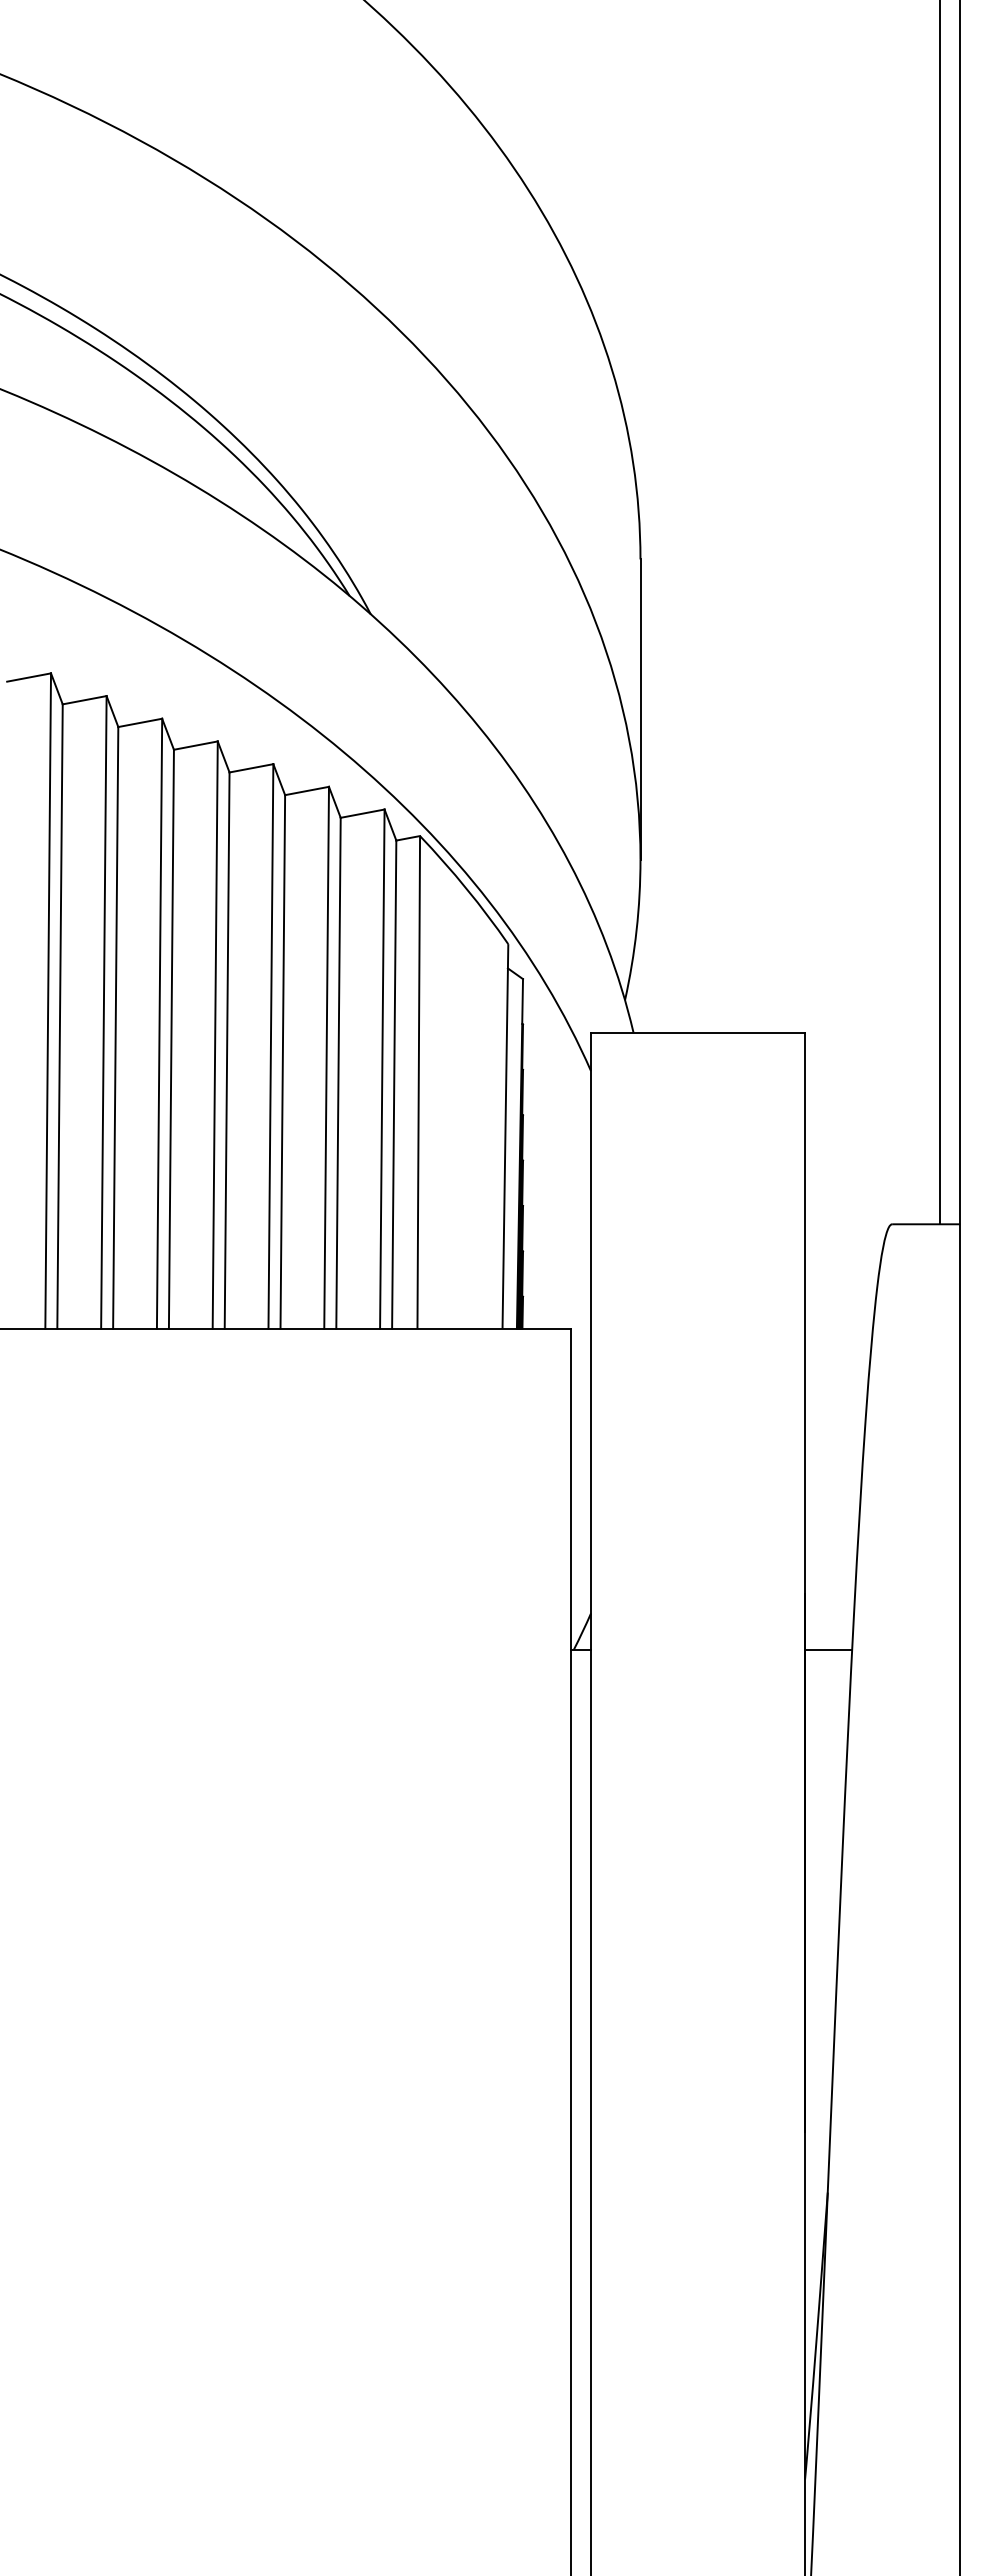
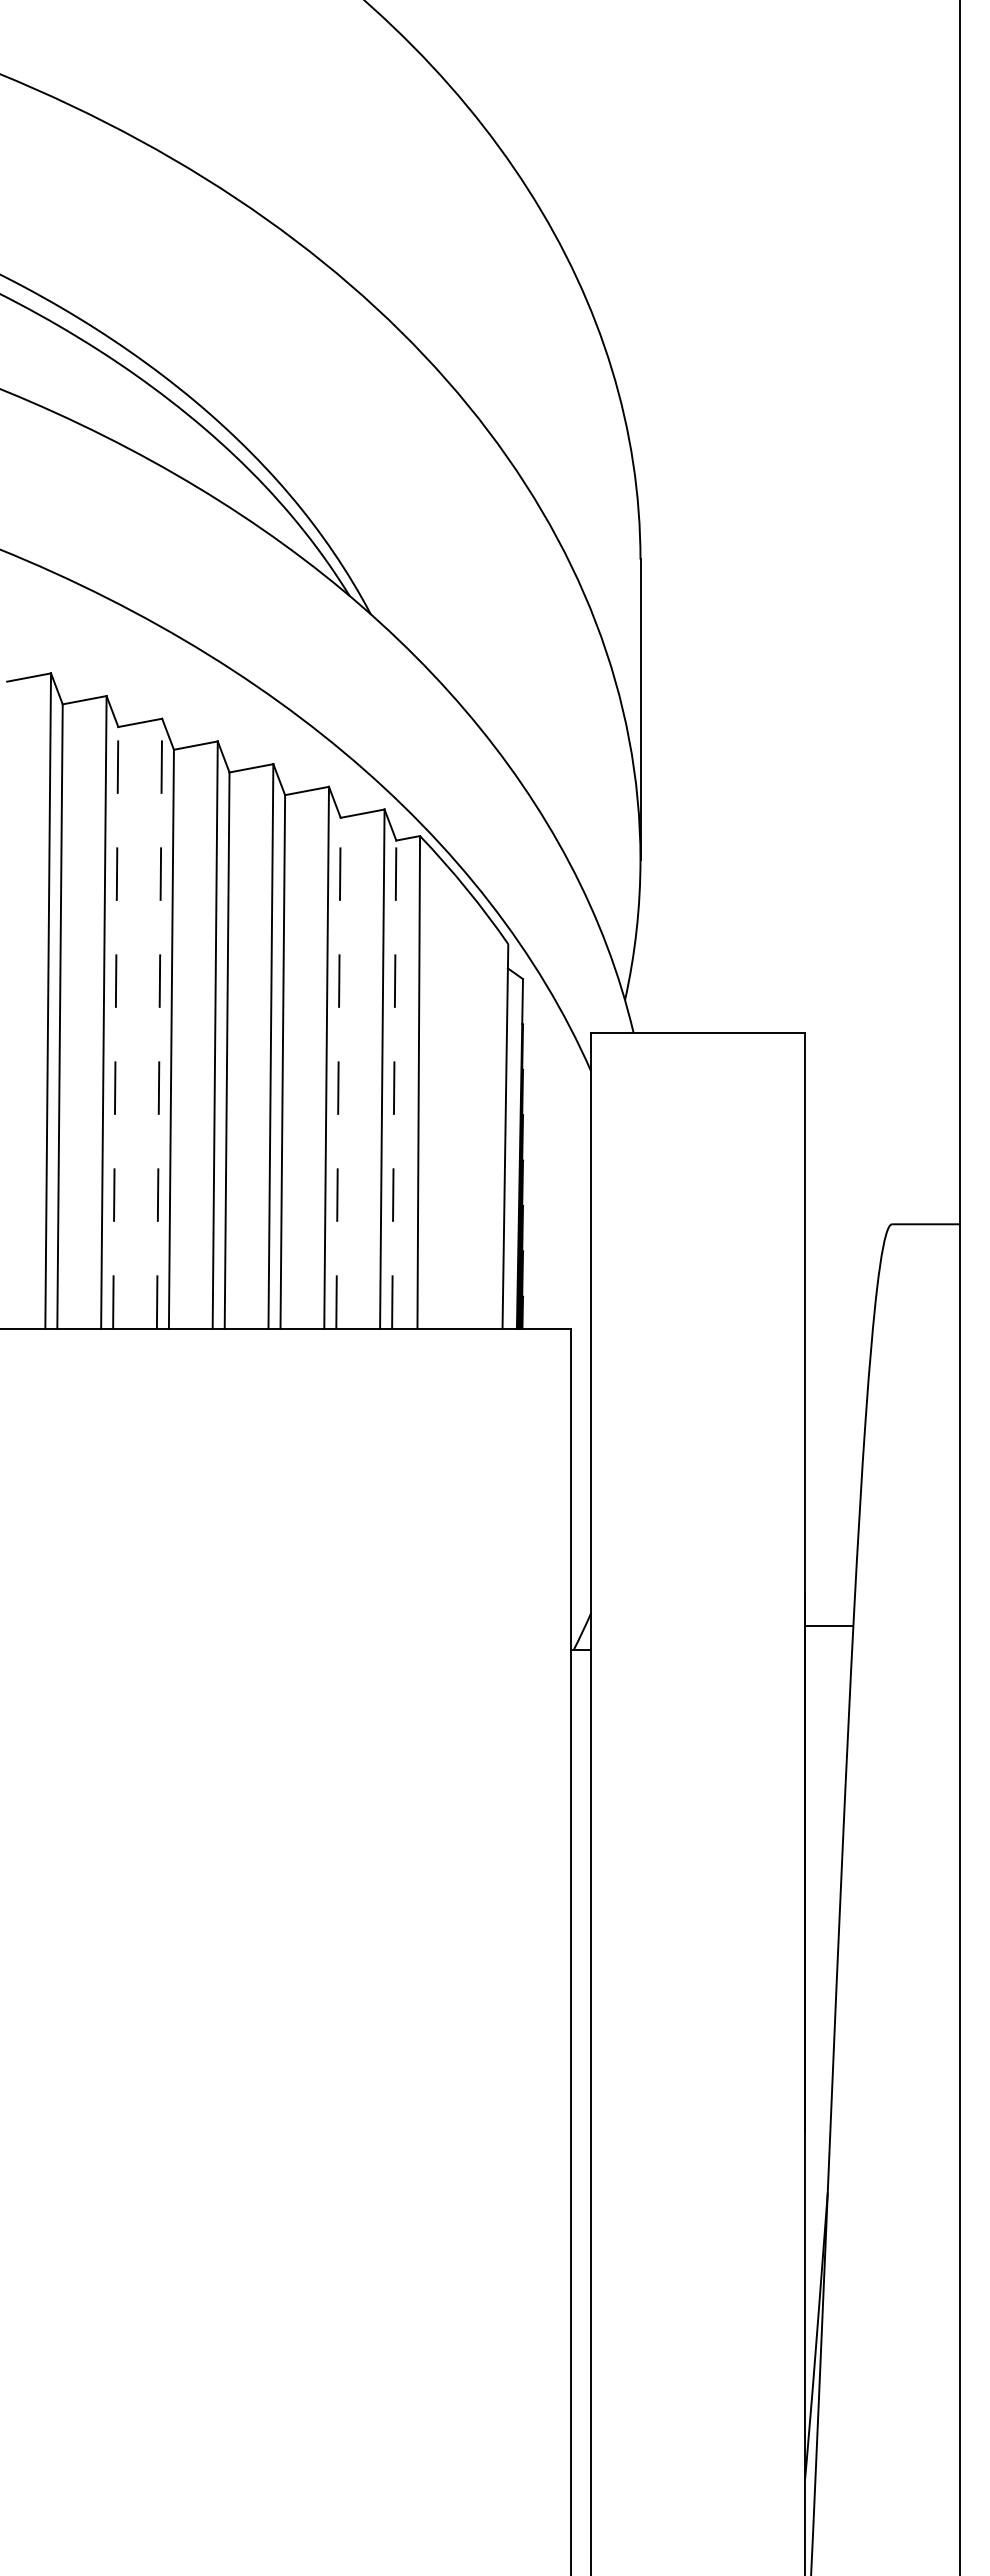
line: present -> none (940, 613)
line: solid -> dashed (159, 1023)
line: solid -> dashed (115, 1027)
line: solid -> dashed (338, 1073)
line: solid -> dashed (394, 1084)
line position: (828, 1649) -> (828, 1625) (828, 1625)
